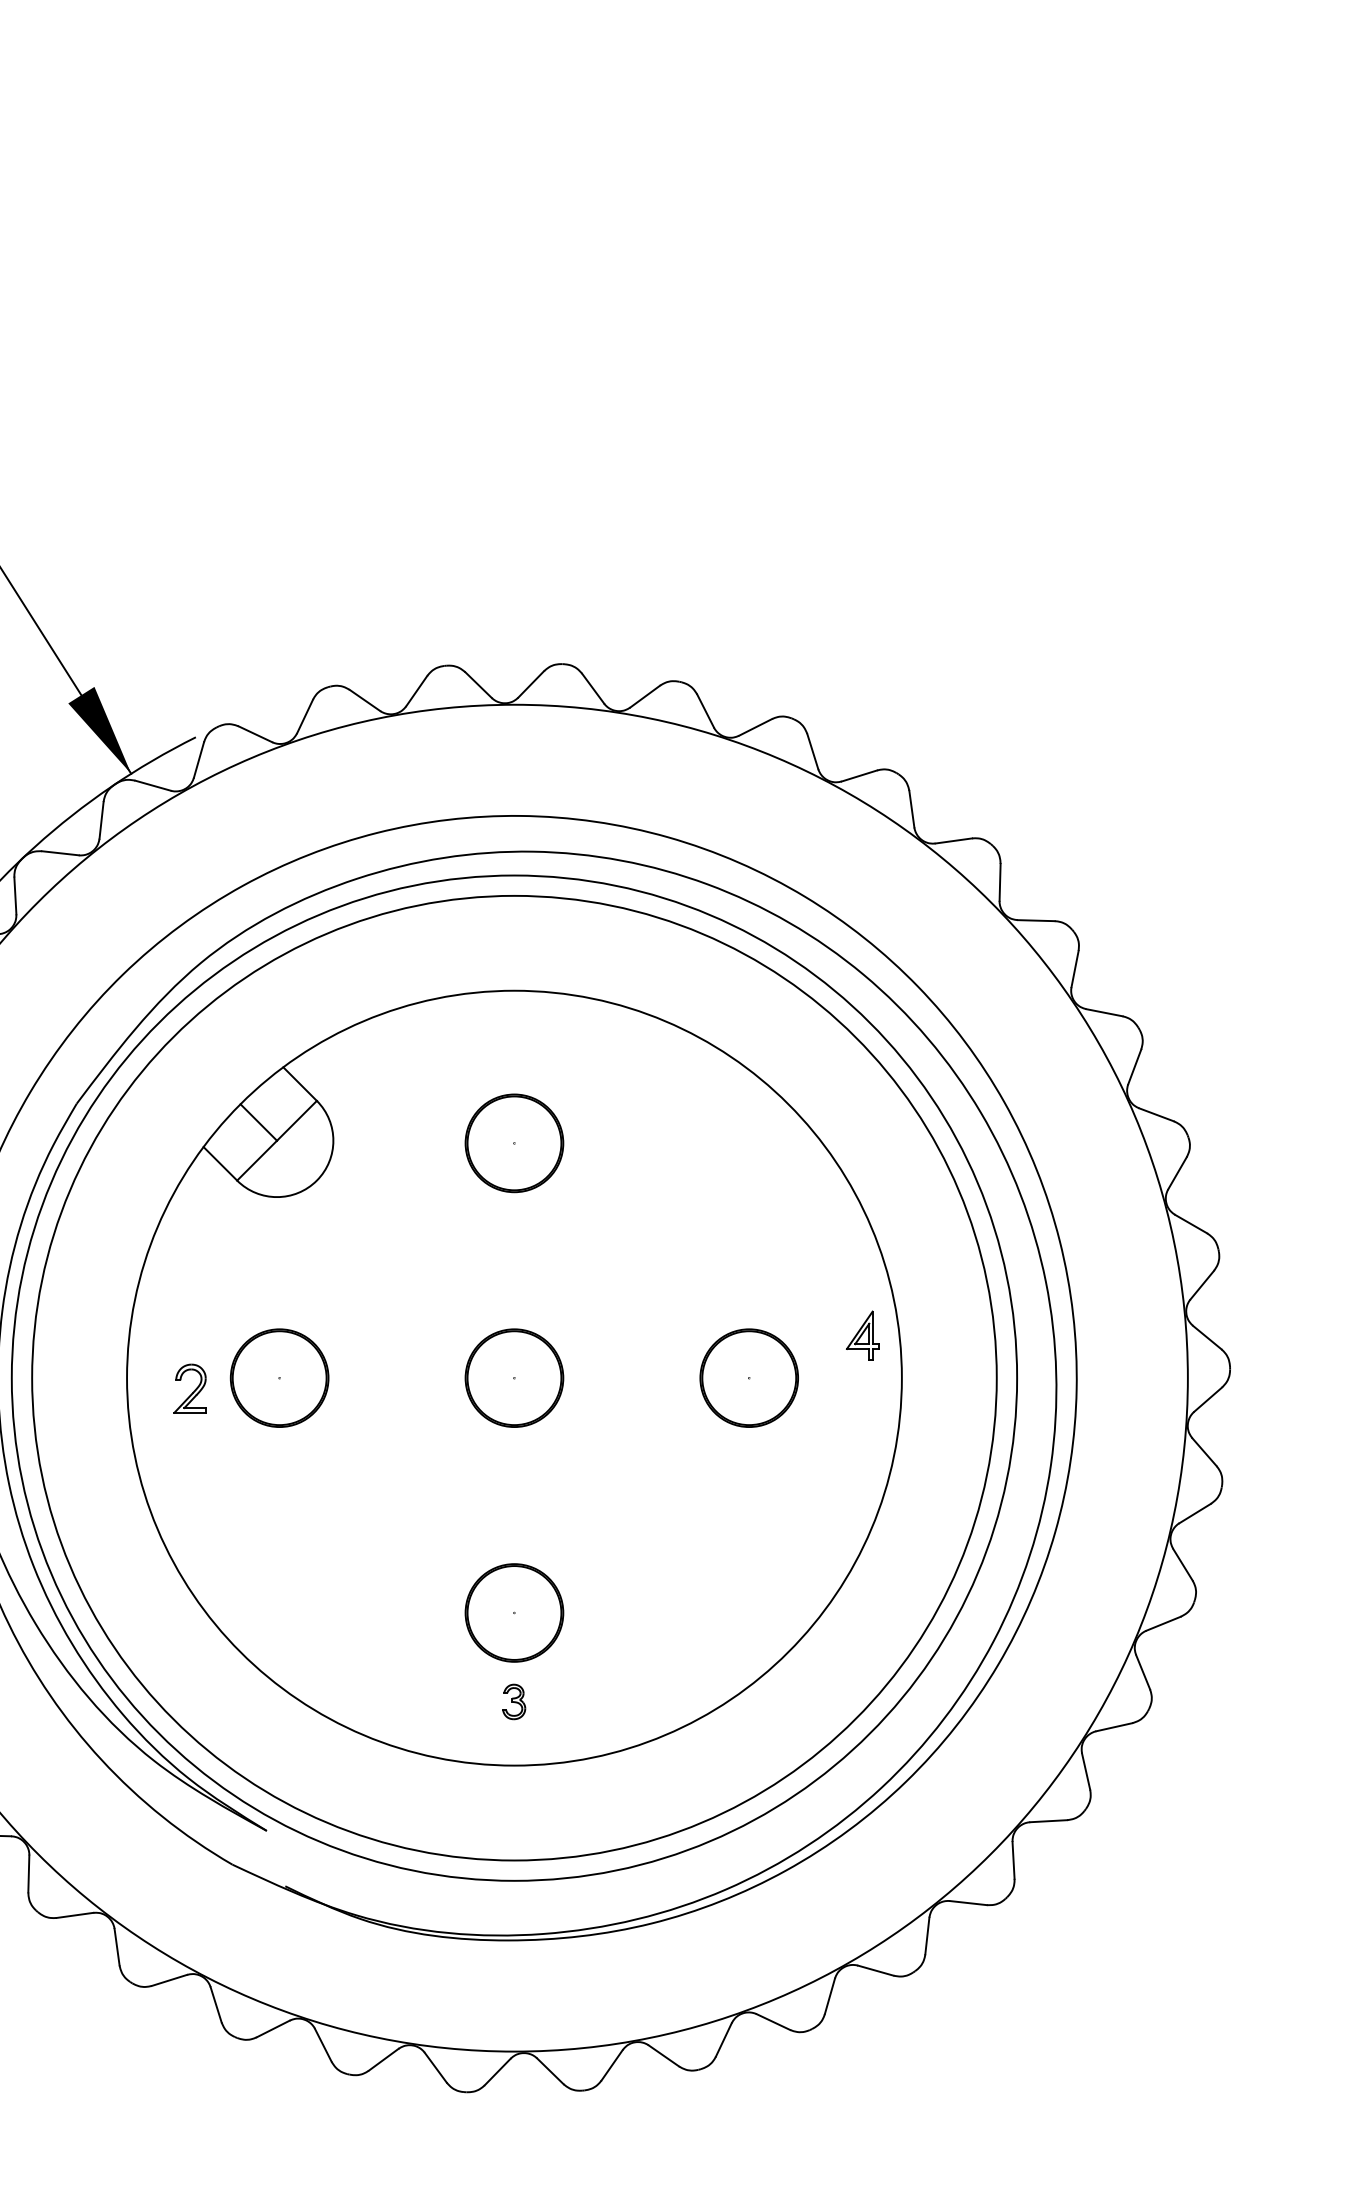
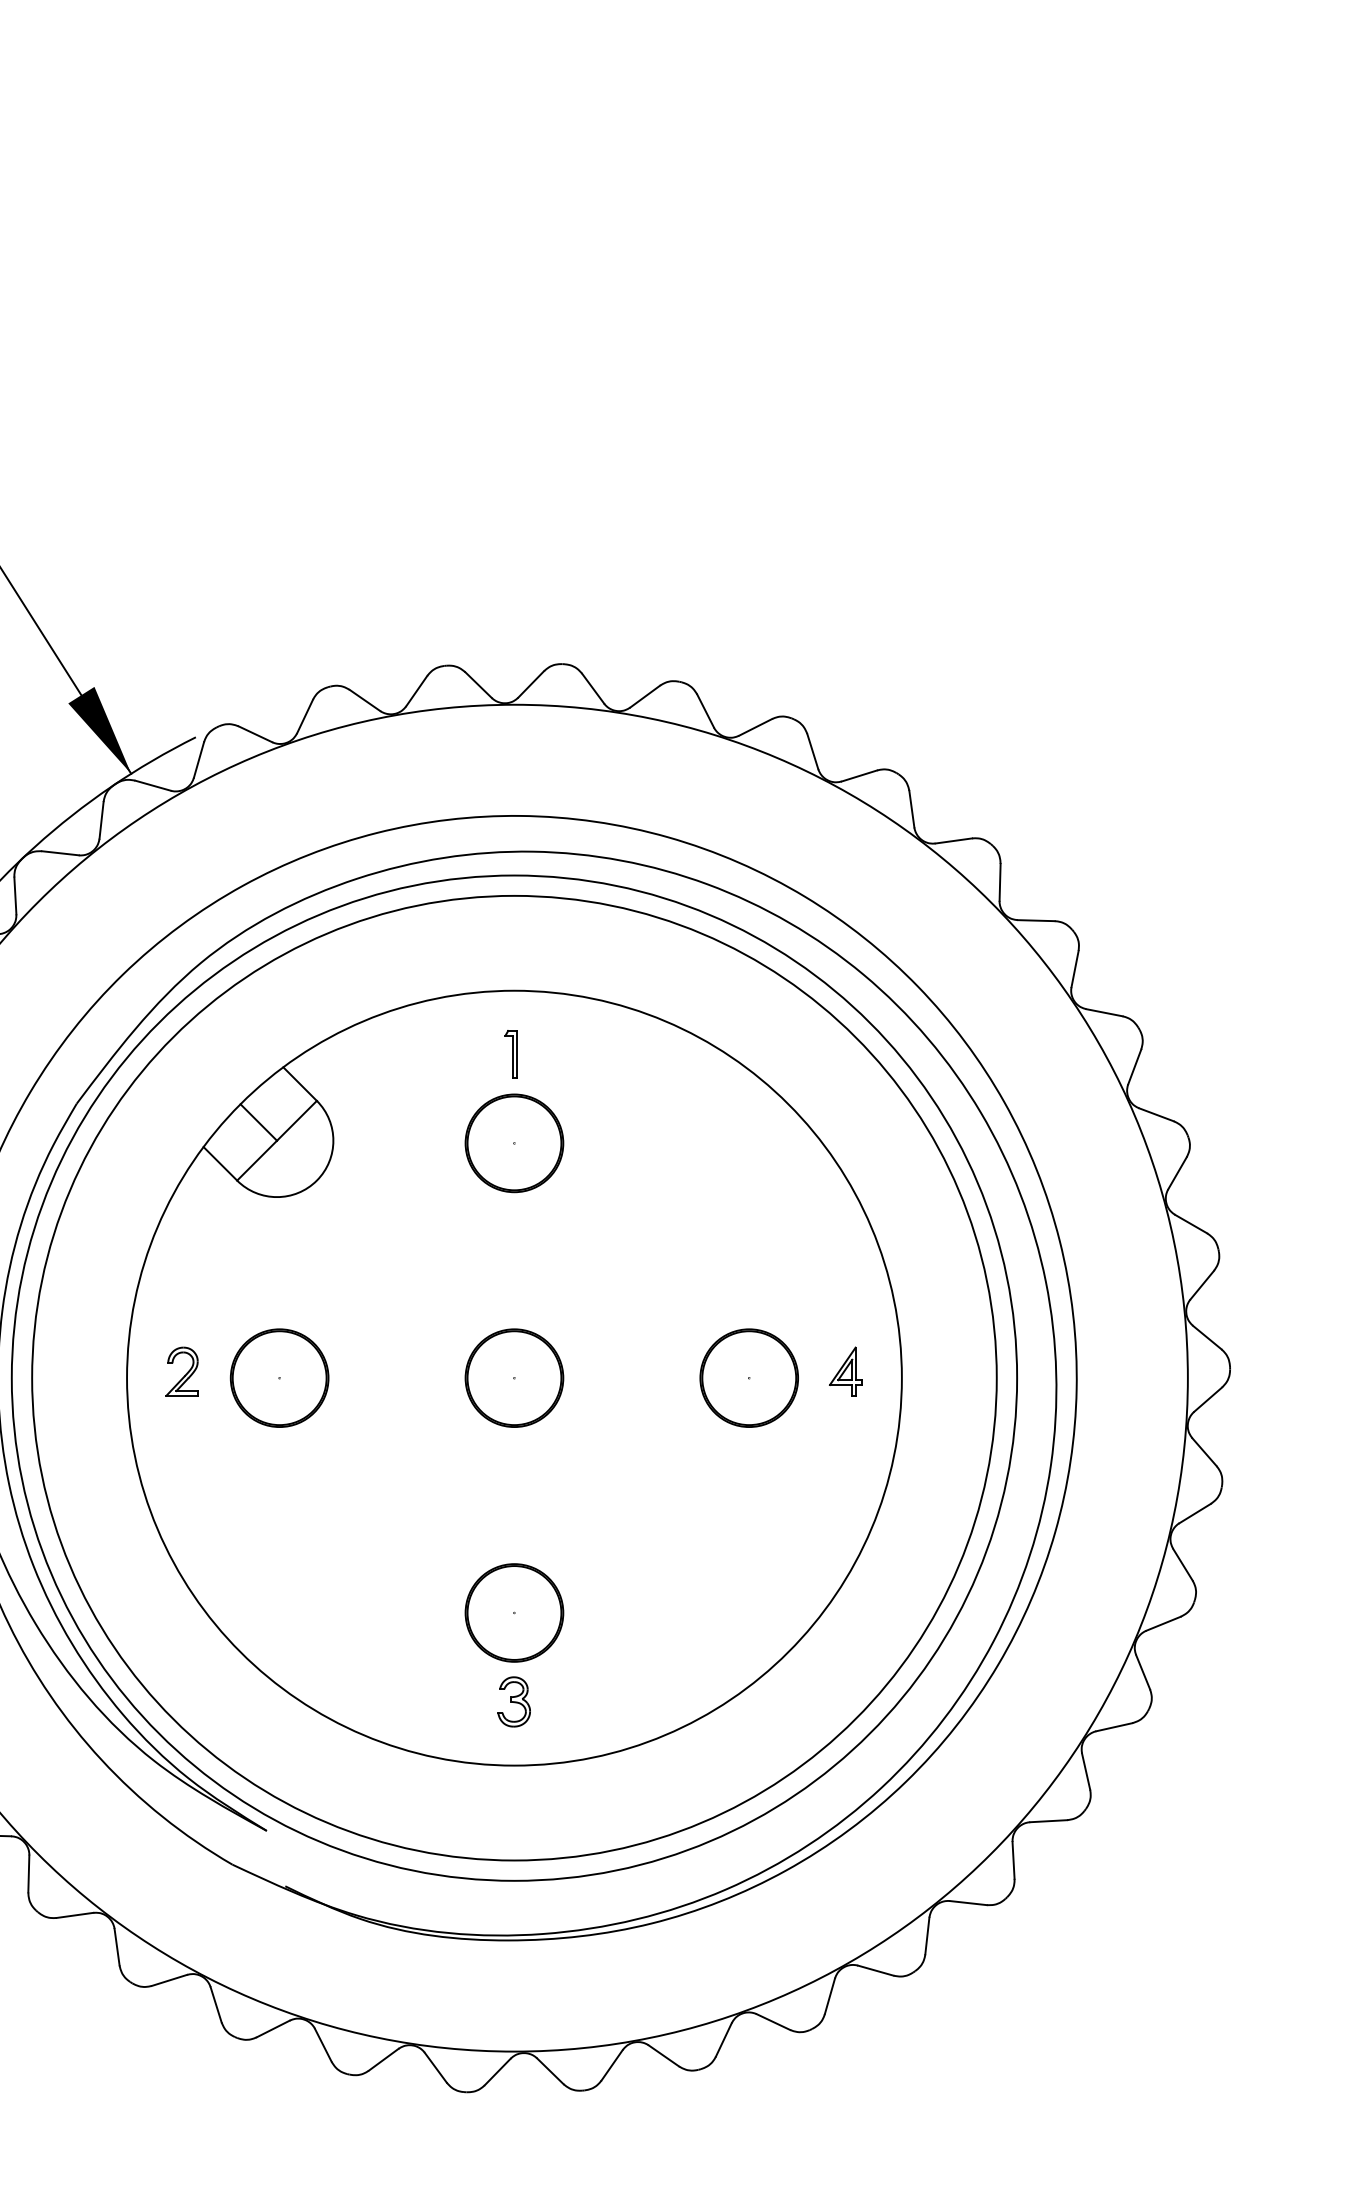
part: none -> present (510, 1054)
part position: (862, 1335) -> (845, 1371) (845, 1371)
part position: (189, 1388) -> (181, 1371) (181, 1371)
part size: 25x38 px -> 34x52 px (513, 1701)
